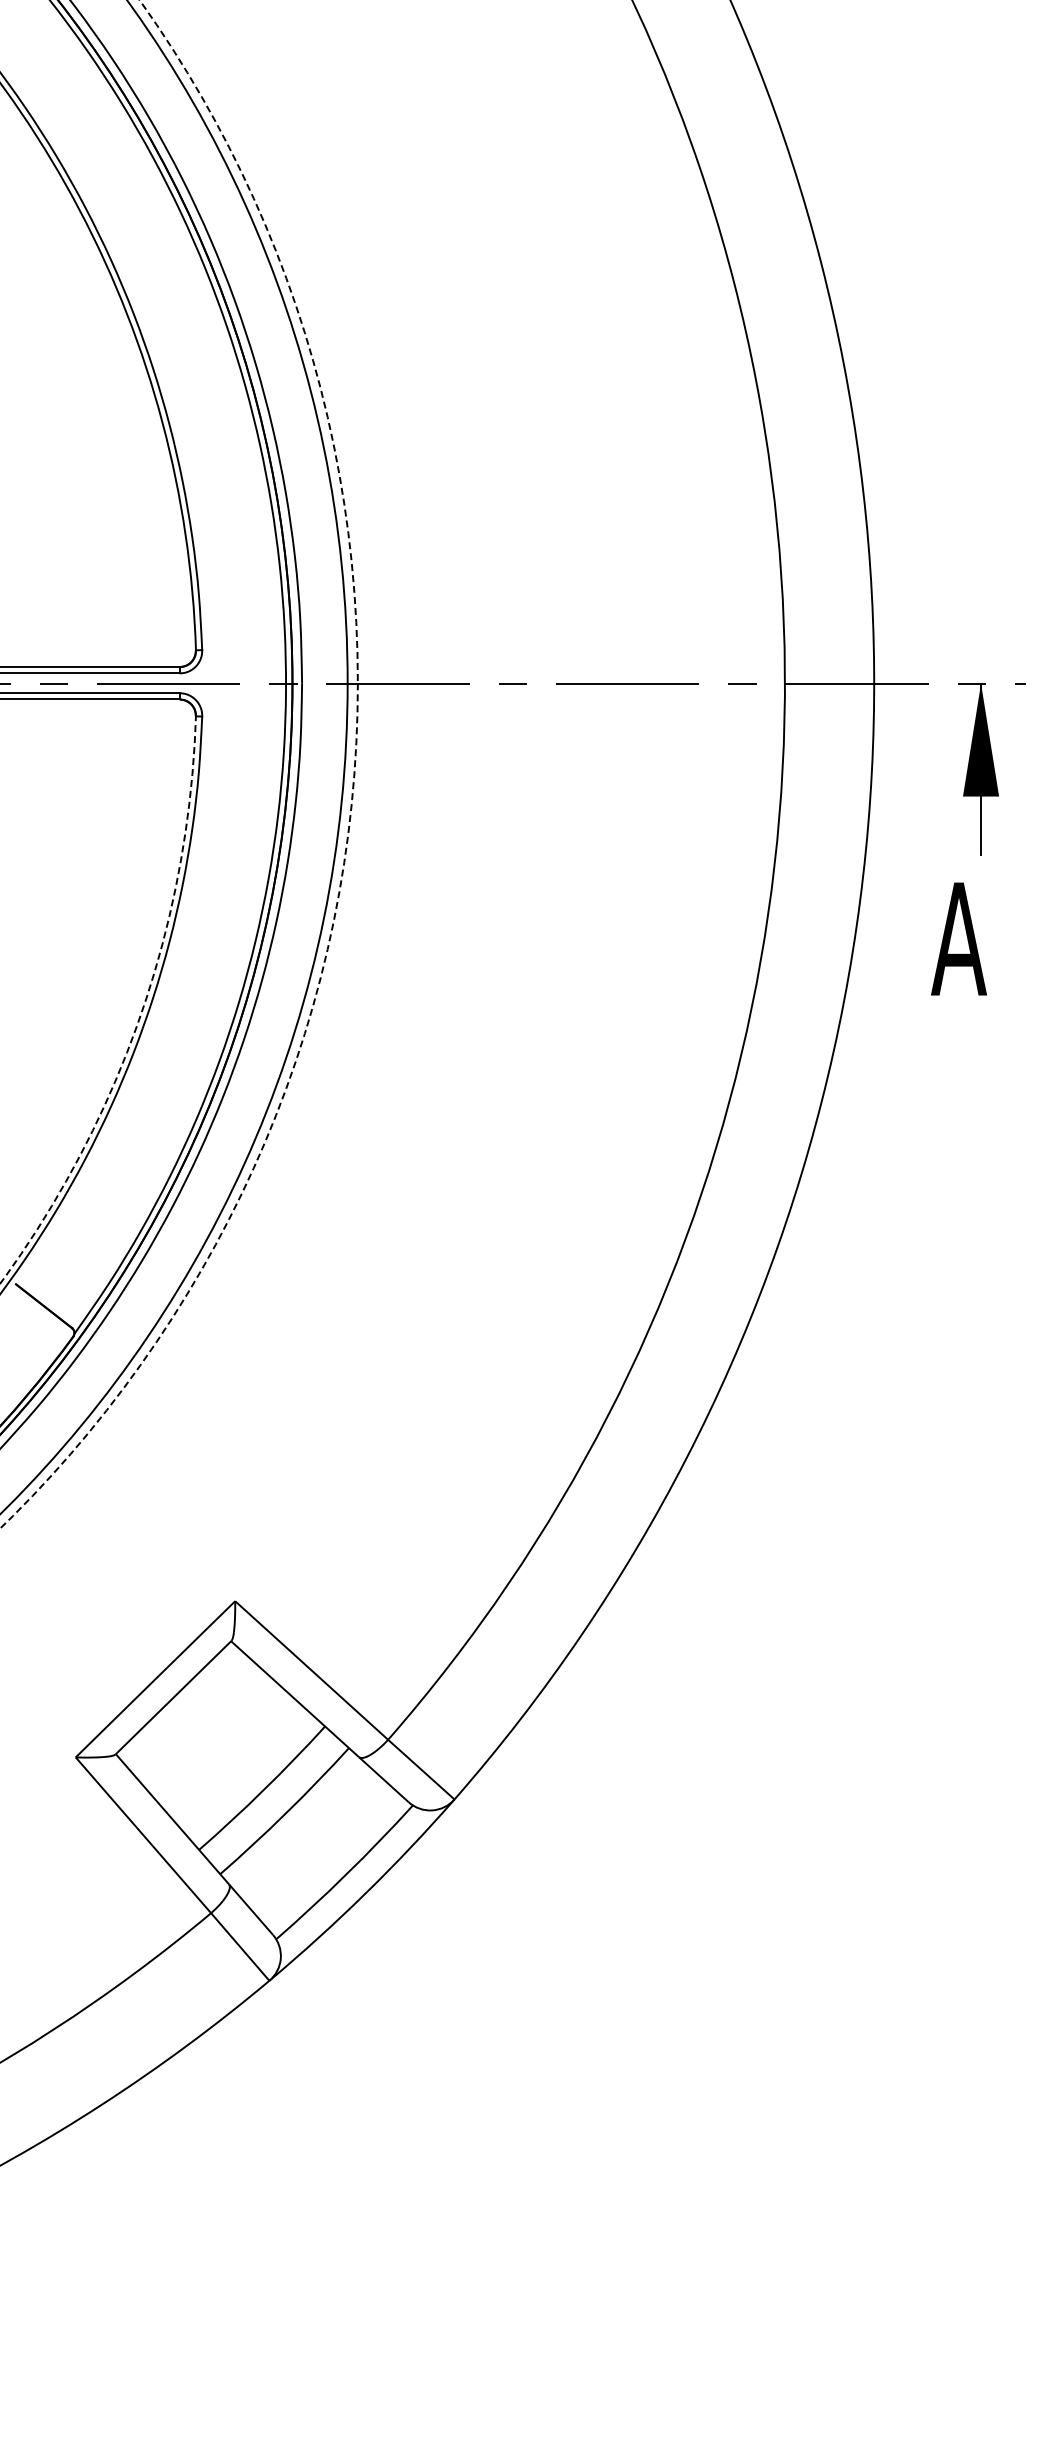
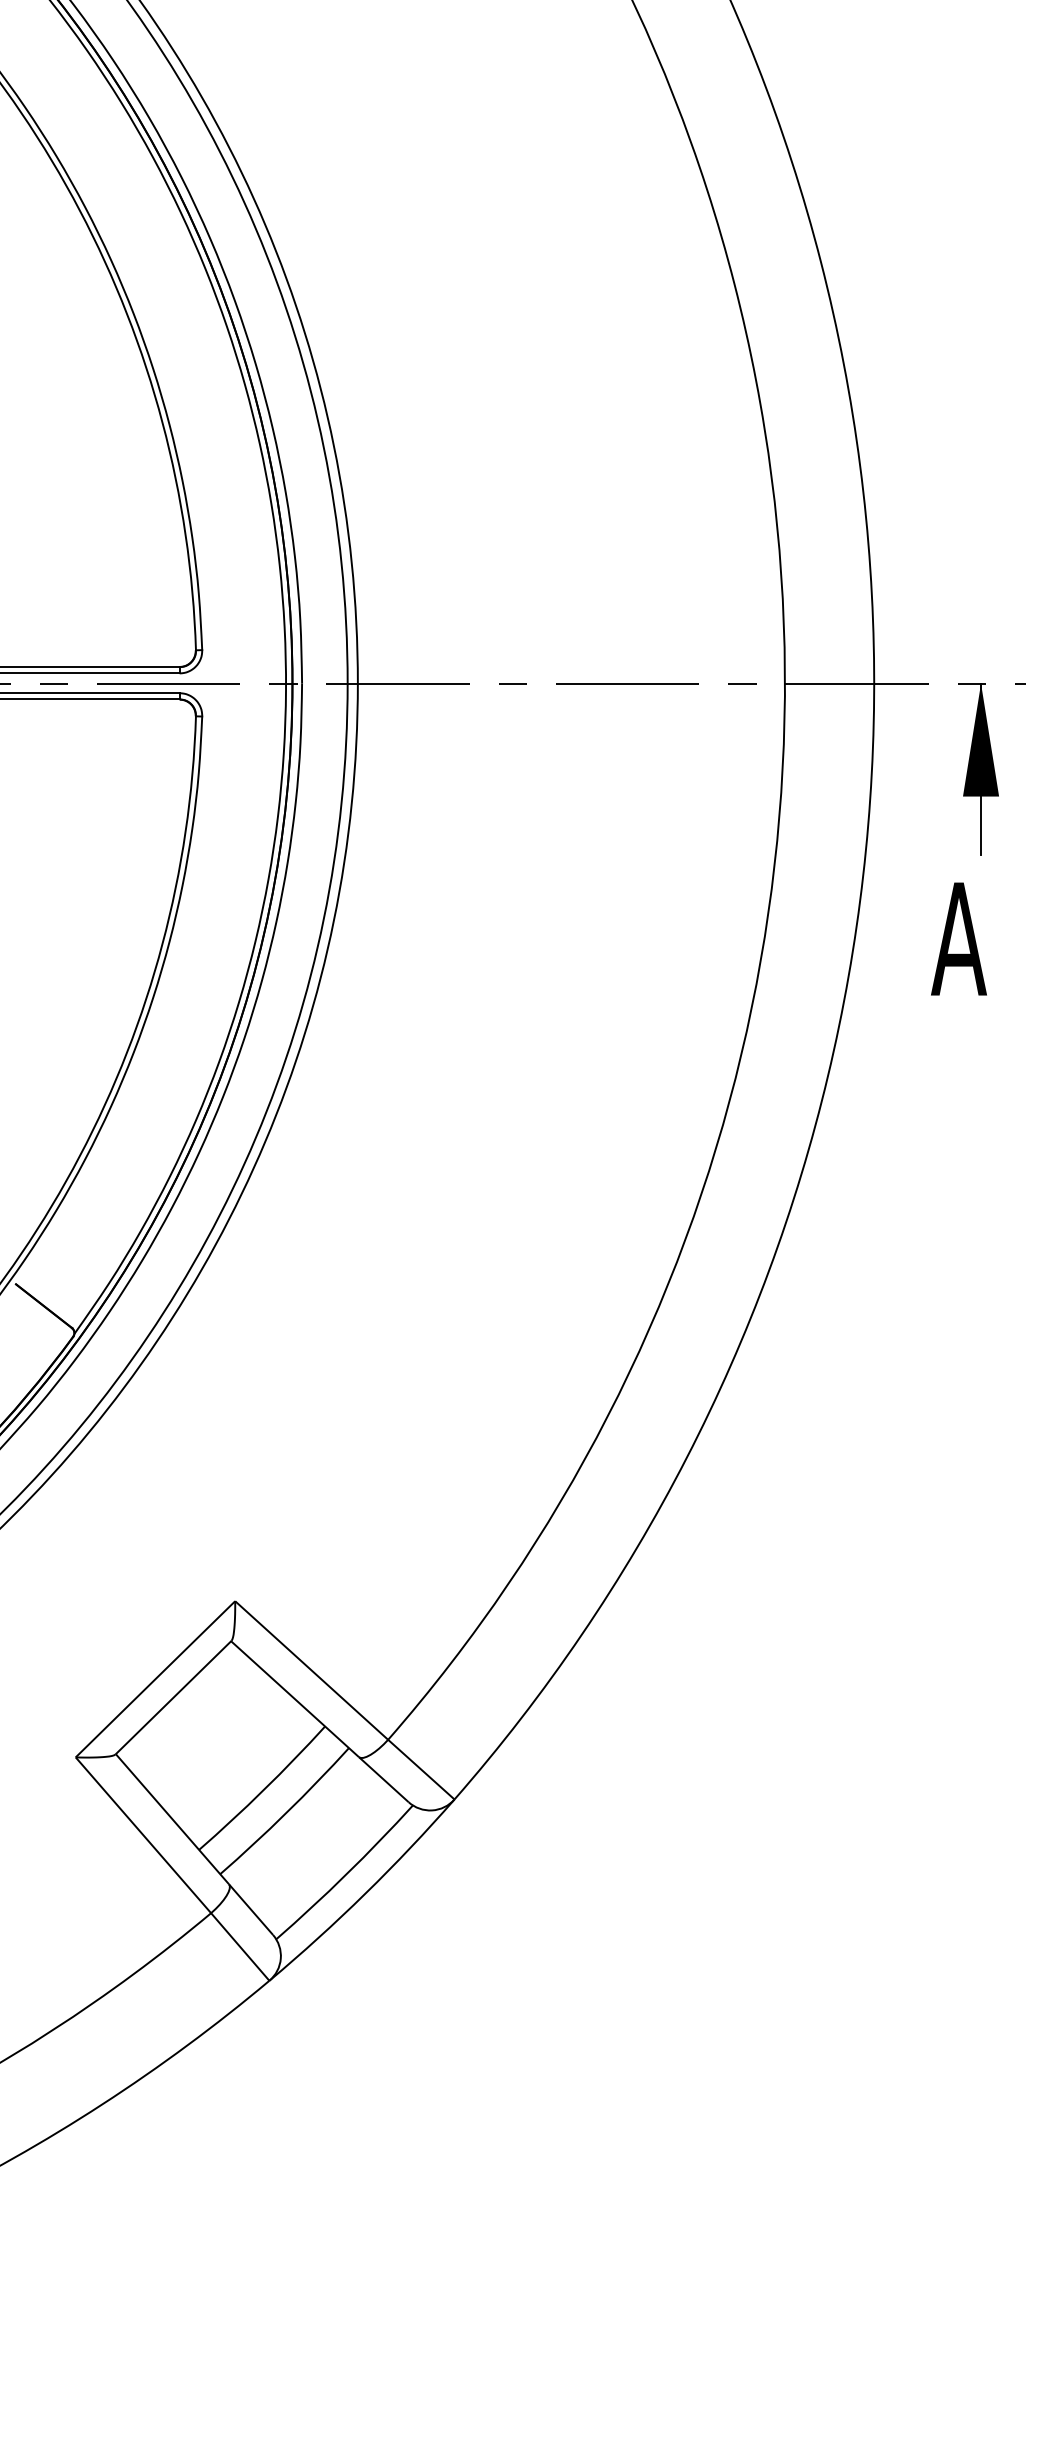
circle: dashed -> solid (178, 764)
arc: dashed -> solid (140, 1015)
